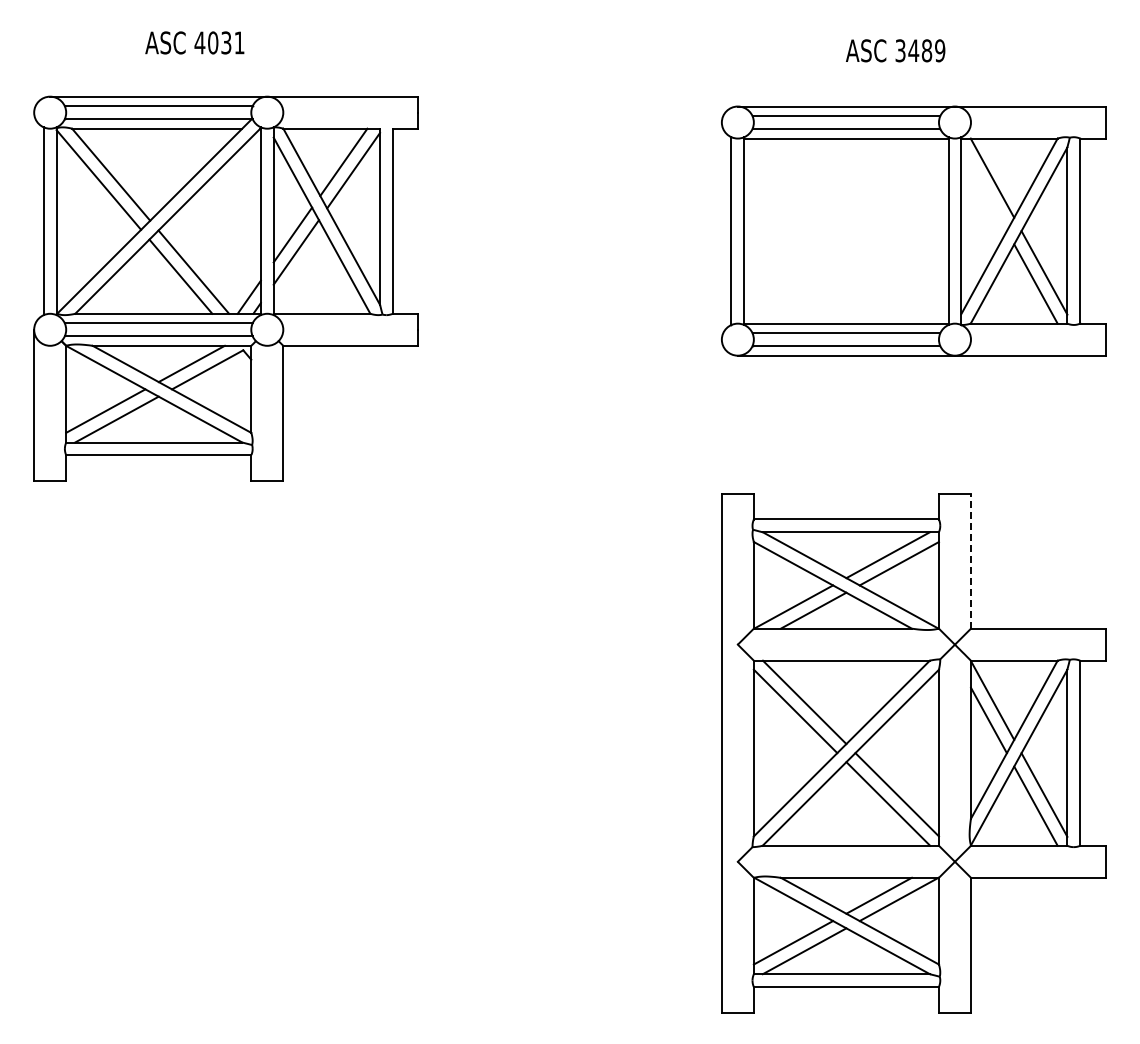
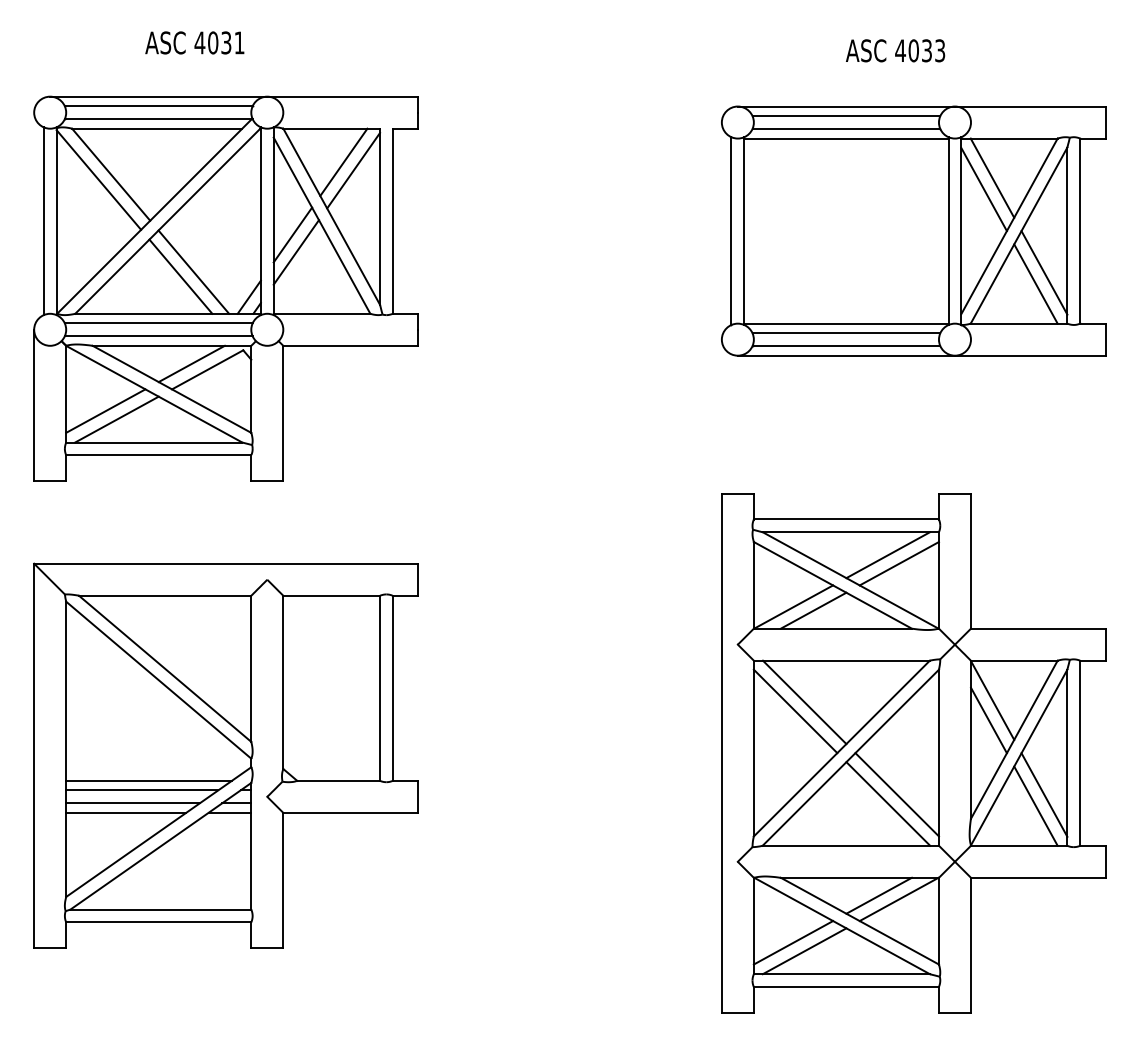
text: 3489 -> 4033 (920, 50)
line: none -> present (983, 189)
line: dashed -> solid (971, 560)
part: none -> present (225, 755)
